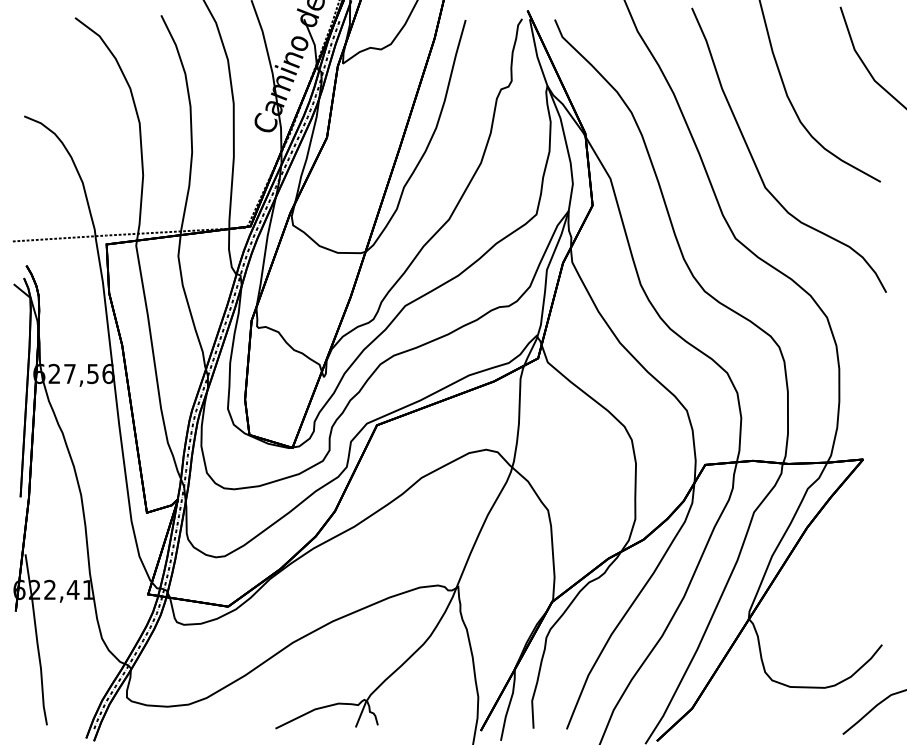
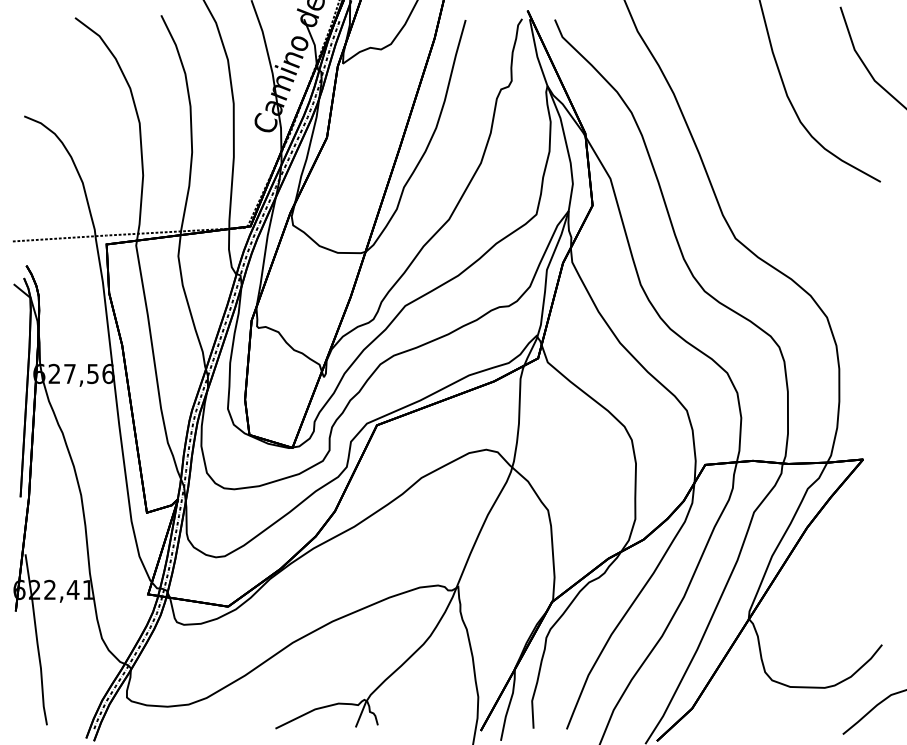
curve: present -> none (756, 164)
